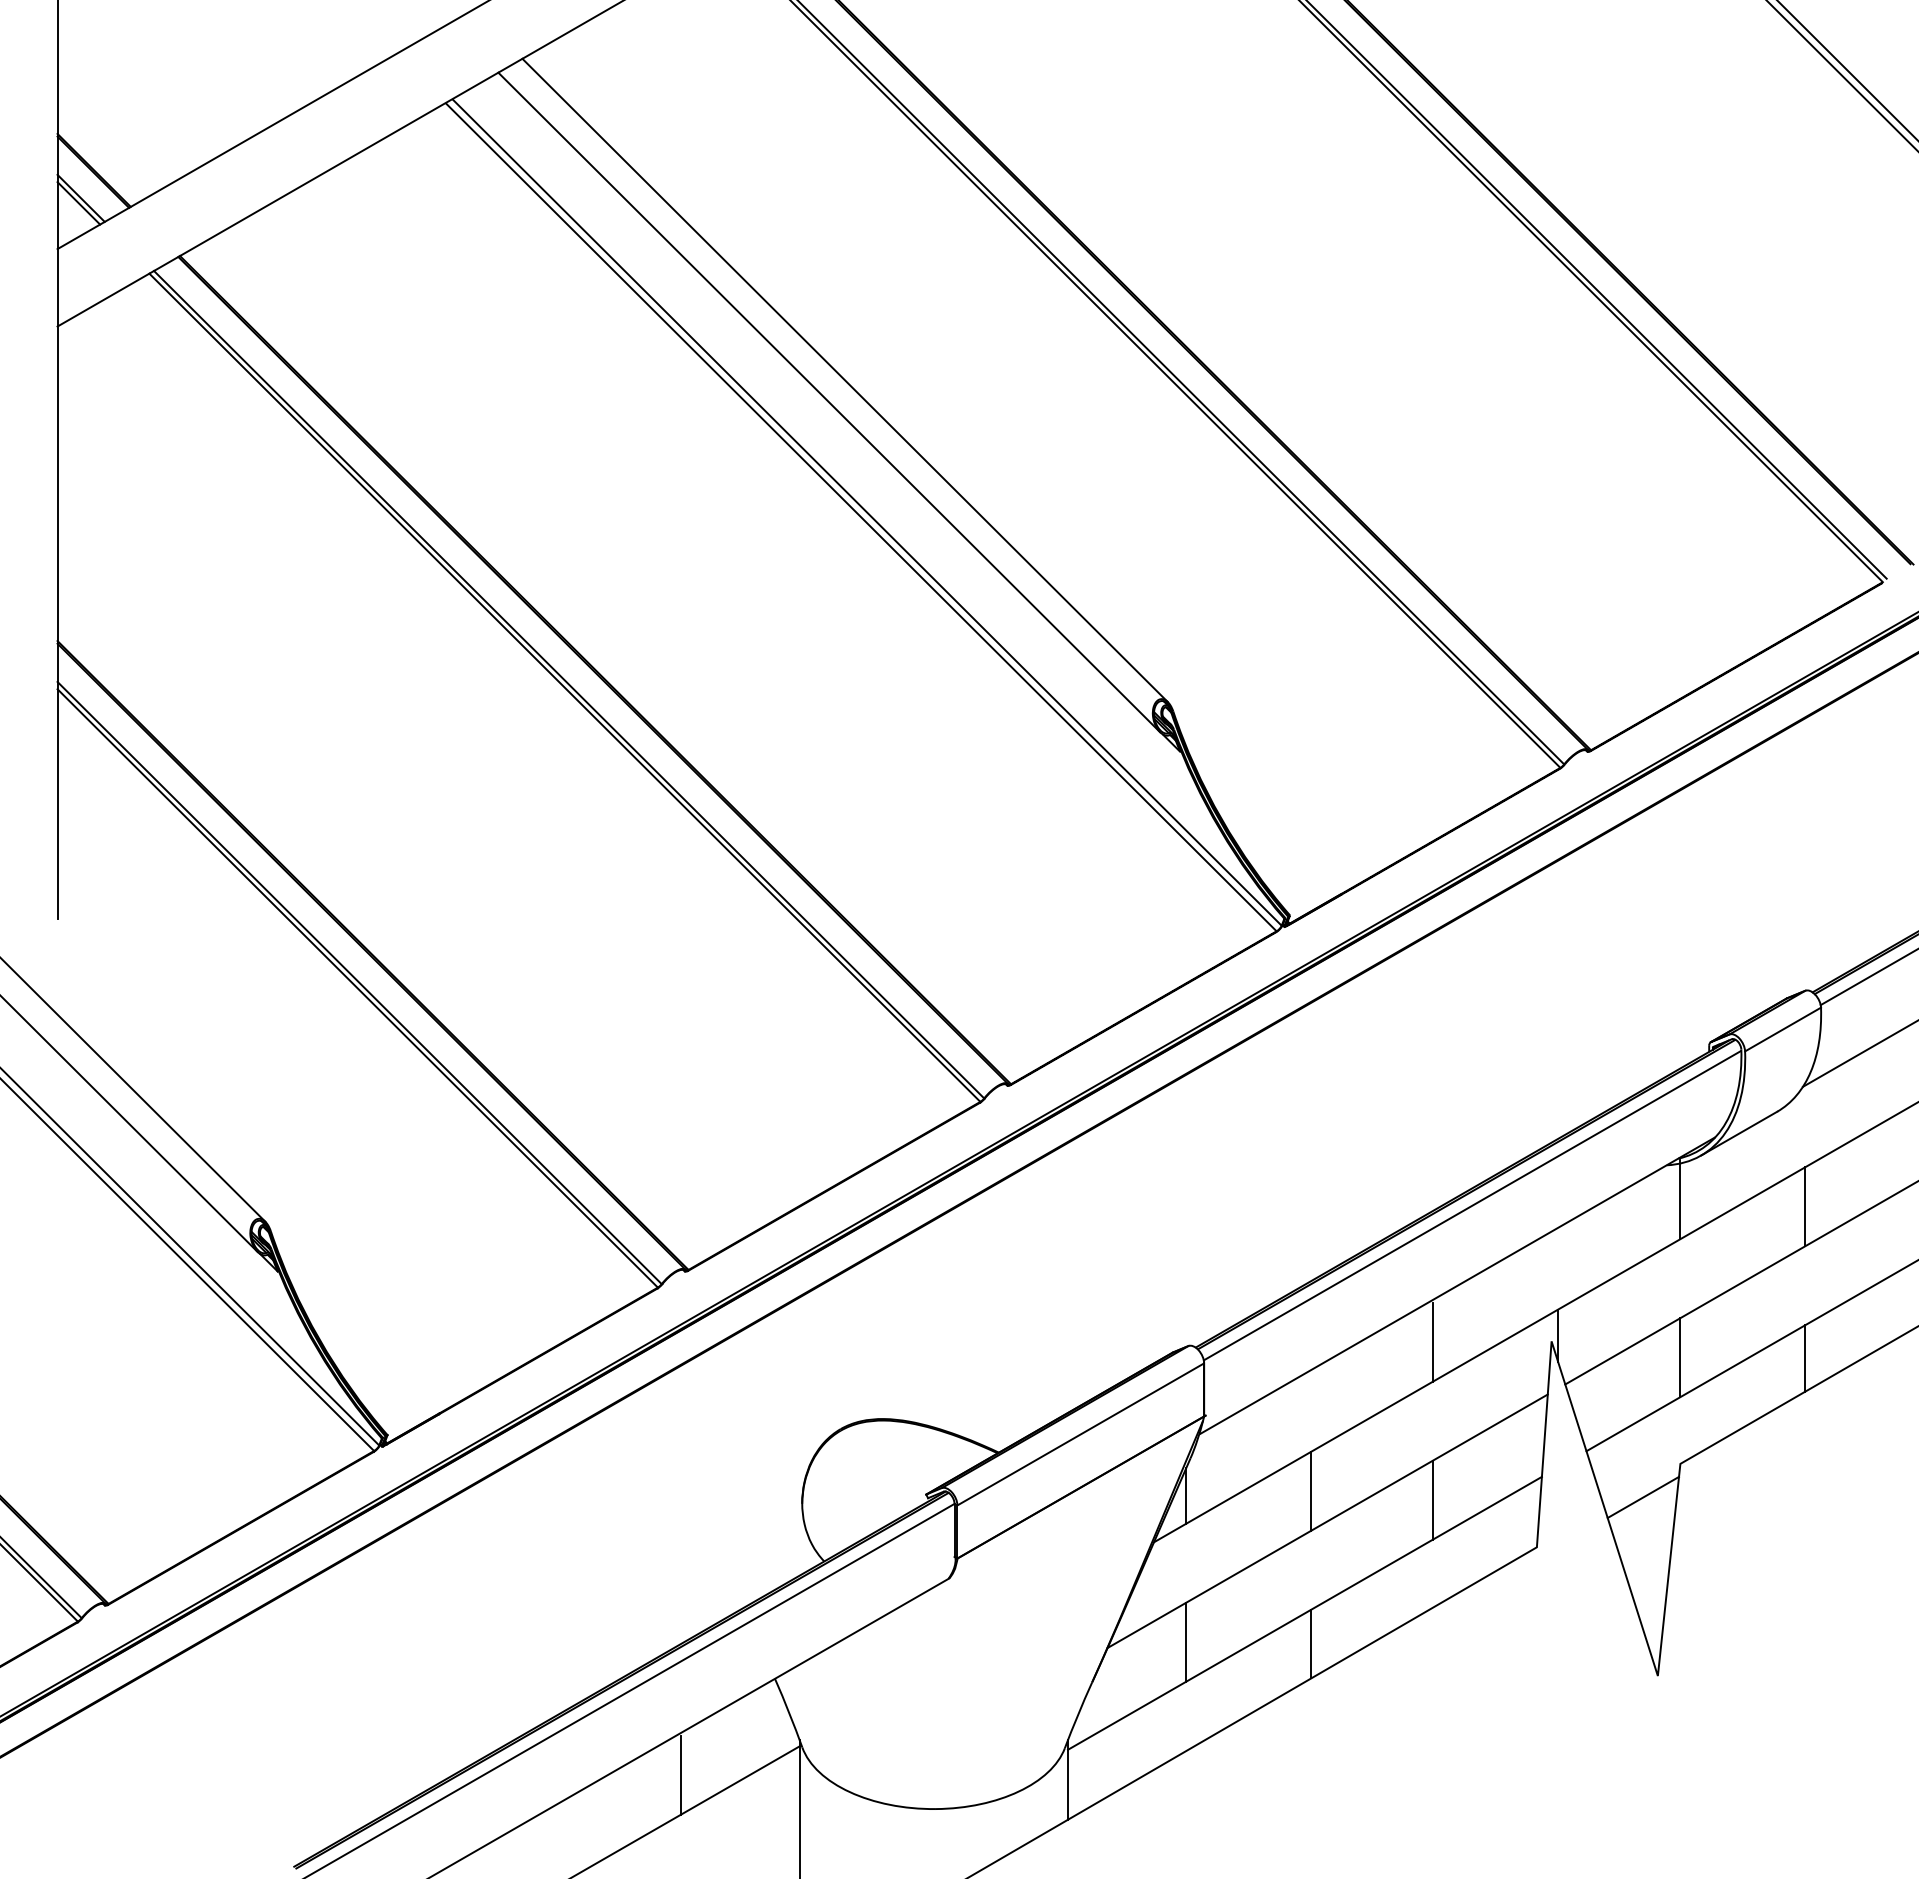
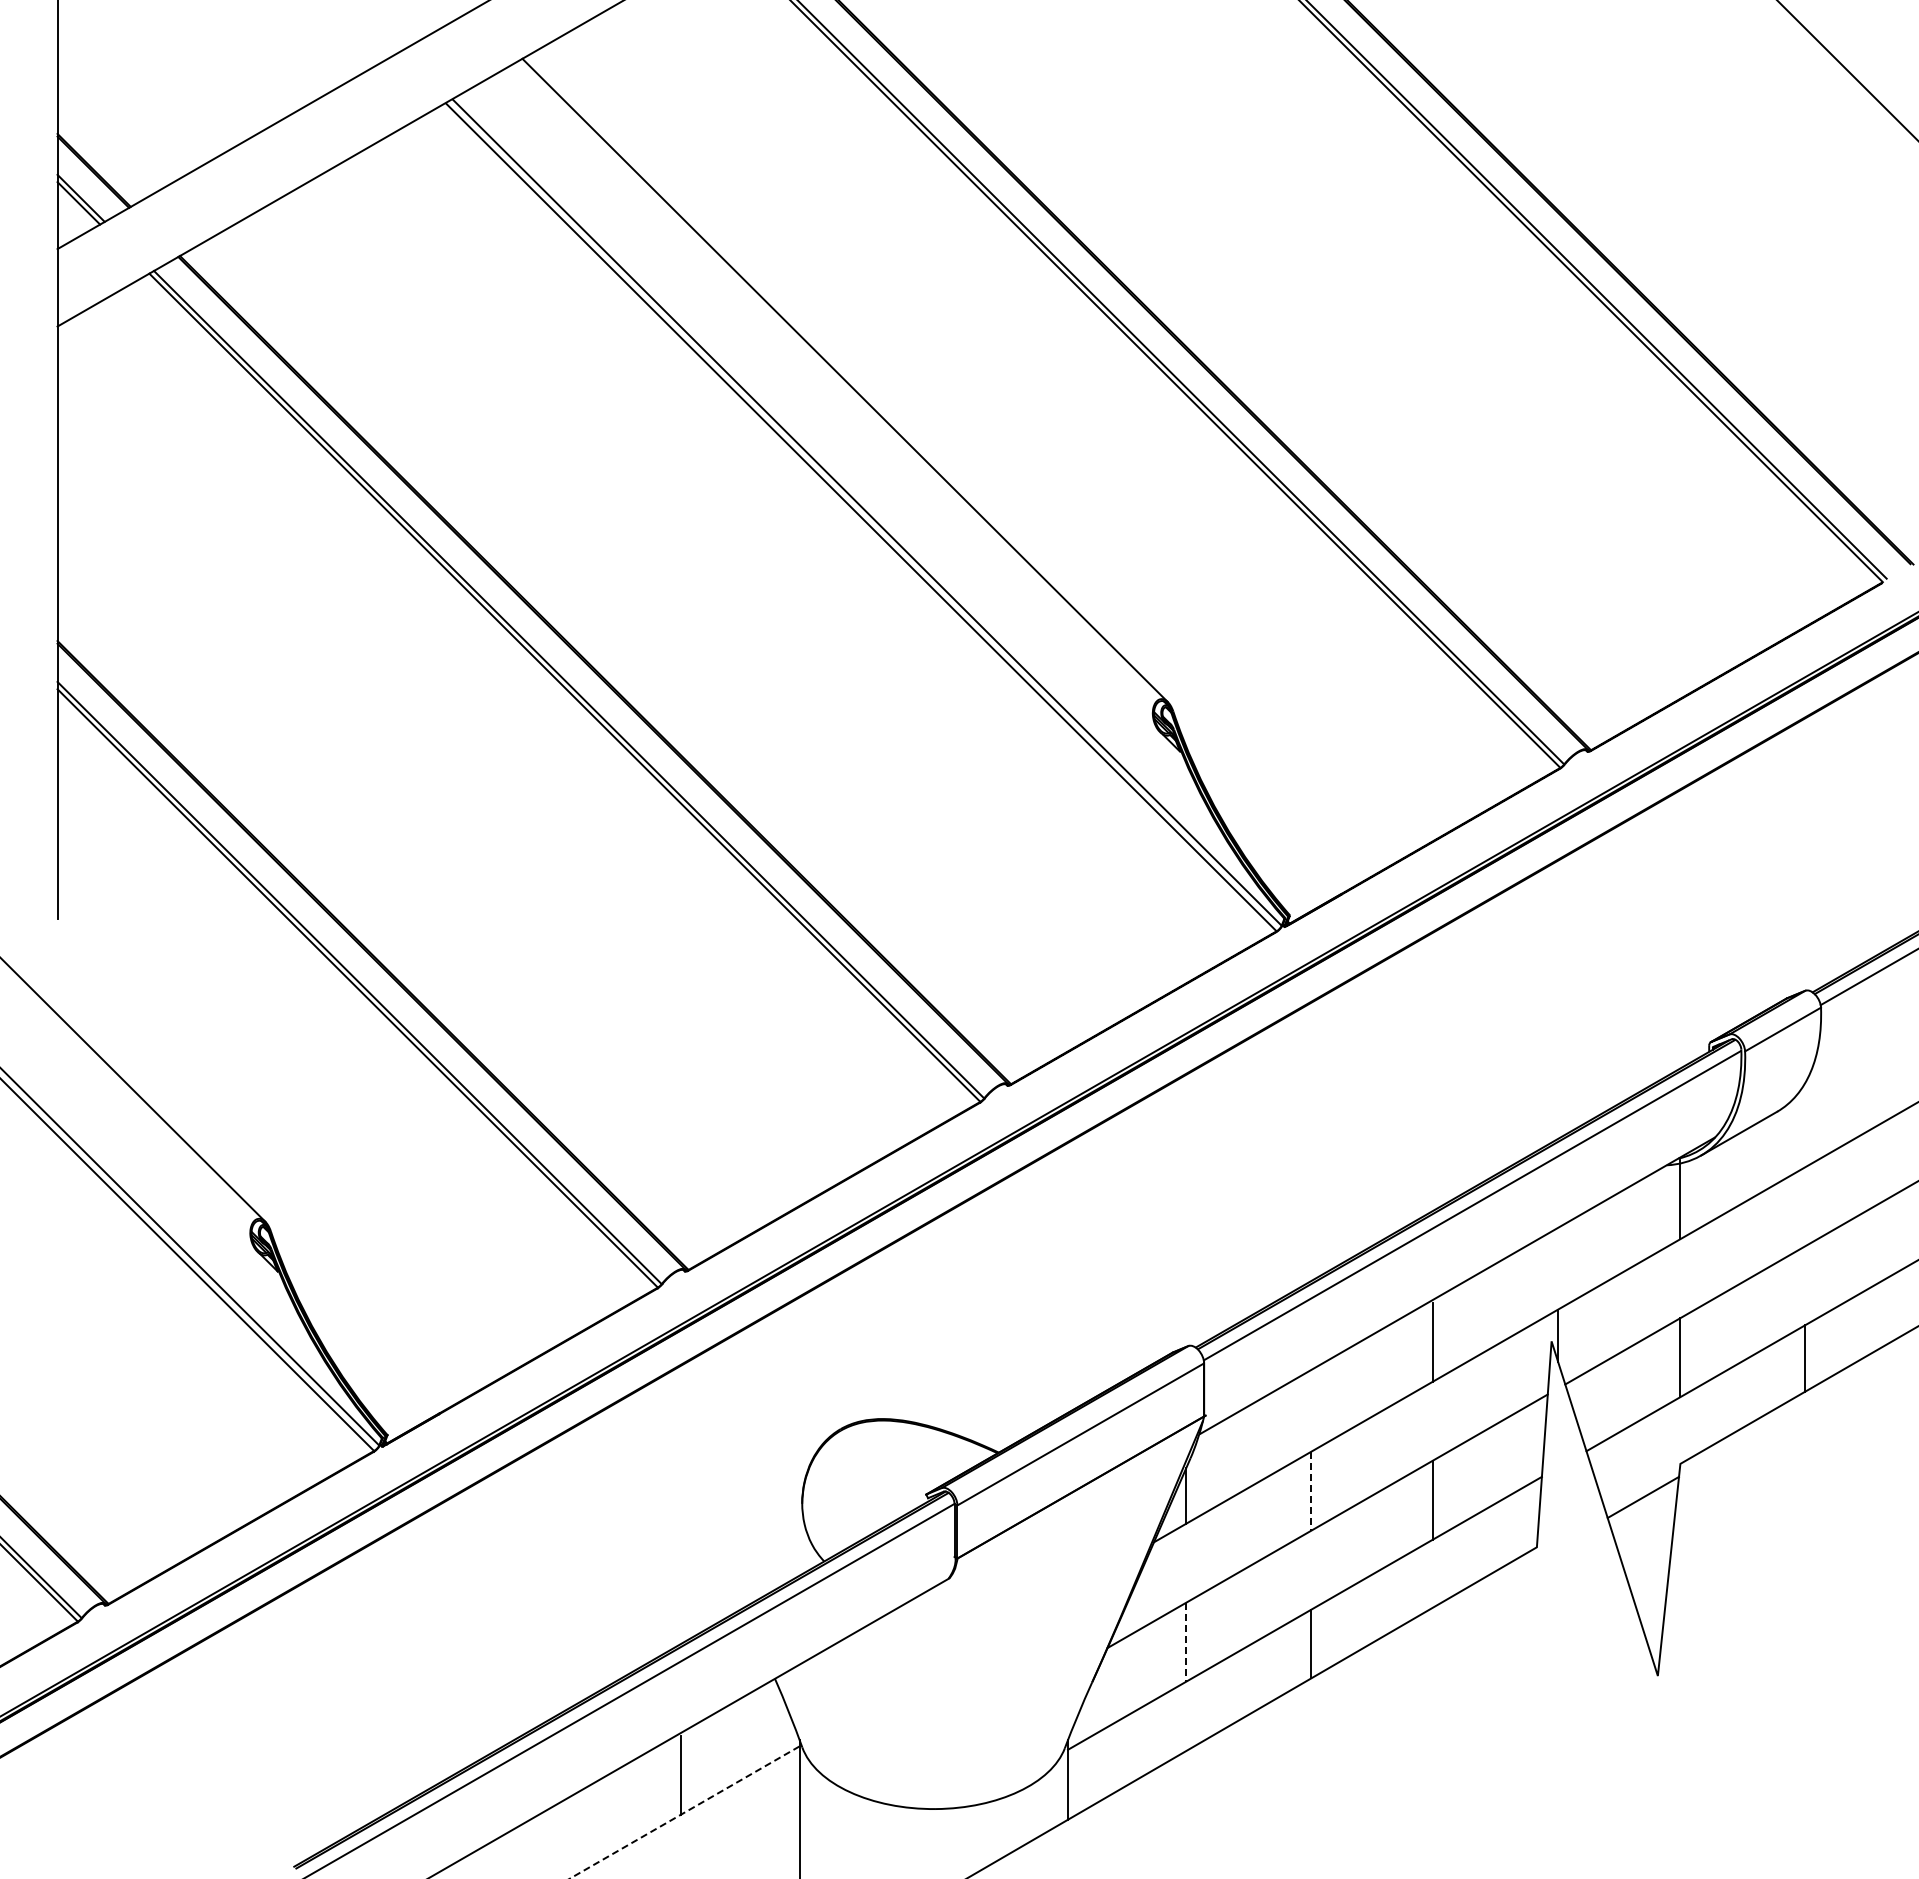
line: present -> none (1841, 75)
line: present -> none (829, 402)
line: present -> none (1858, 1053)
line: present -> none (129, 1124)
line: present -> none (1804, 1206)
line: solid -> dashed (1311, 1491)
line: solid -> dashed (1186, 1642)
line: solid -> dashed (684, 1812)
